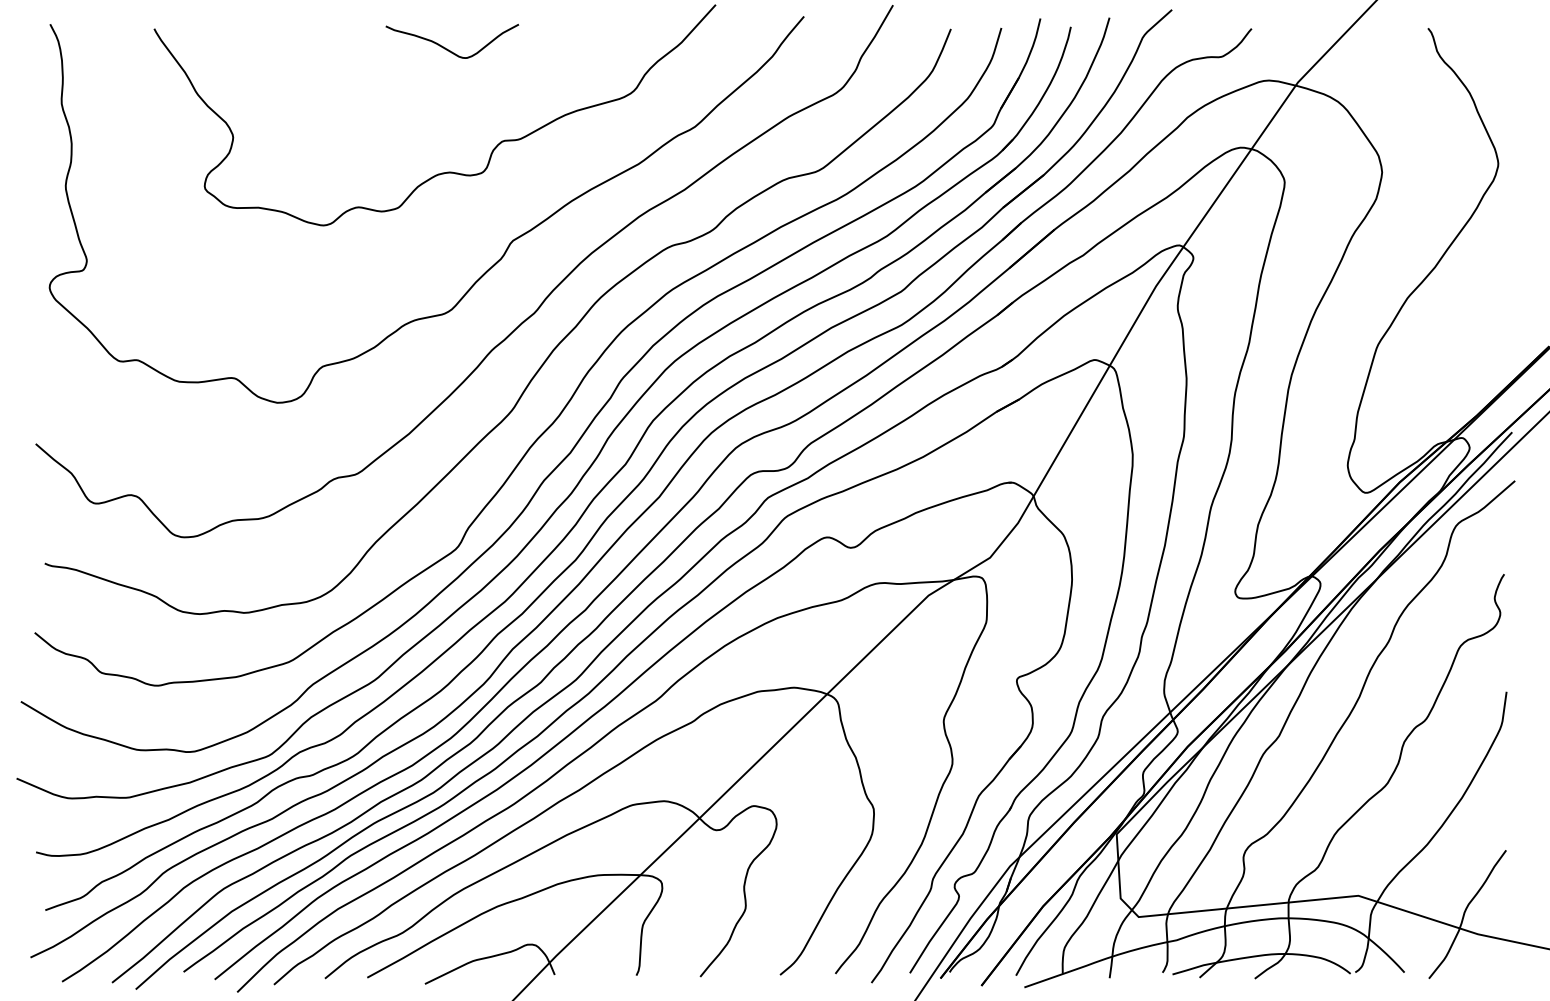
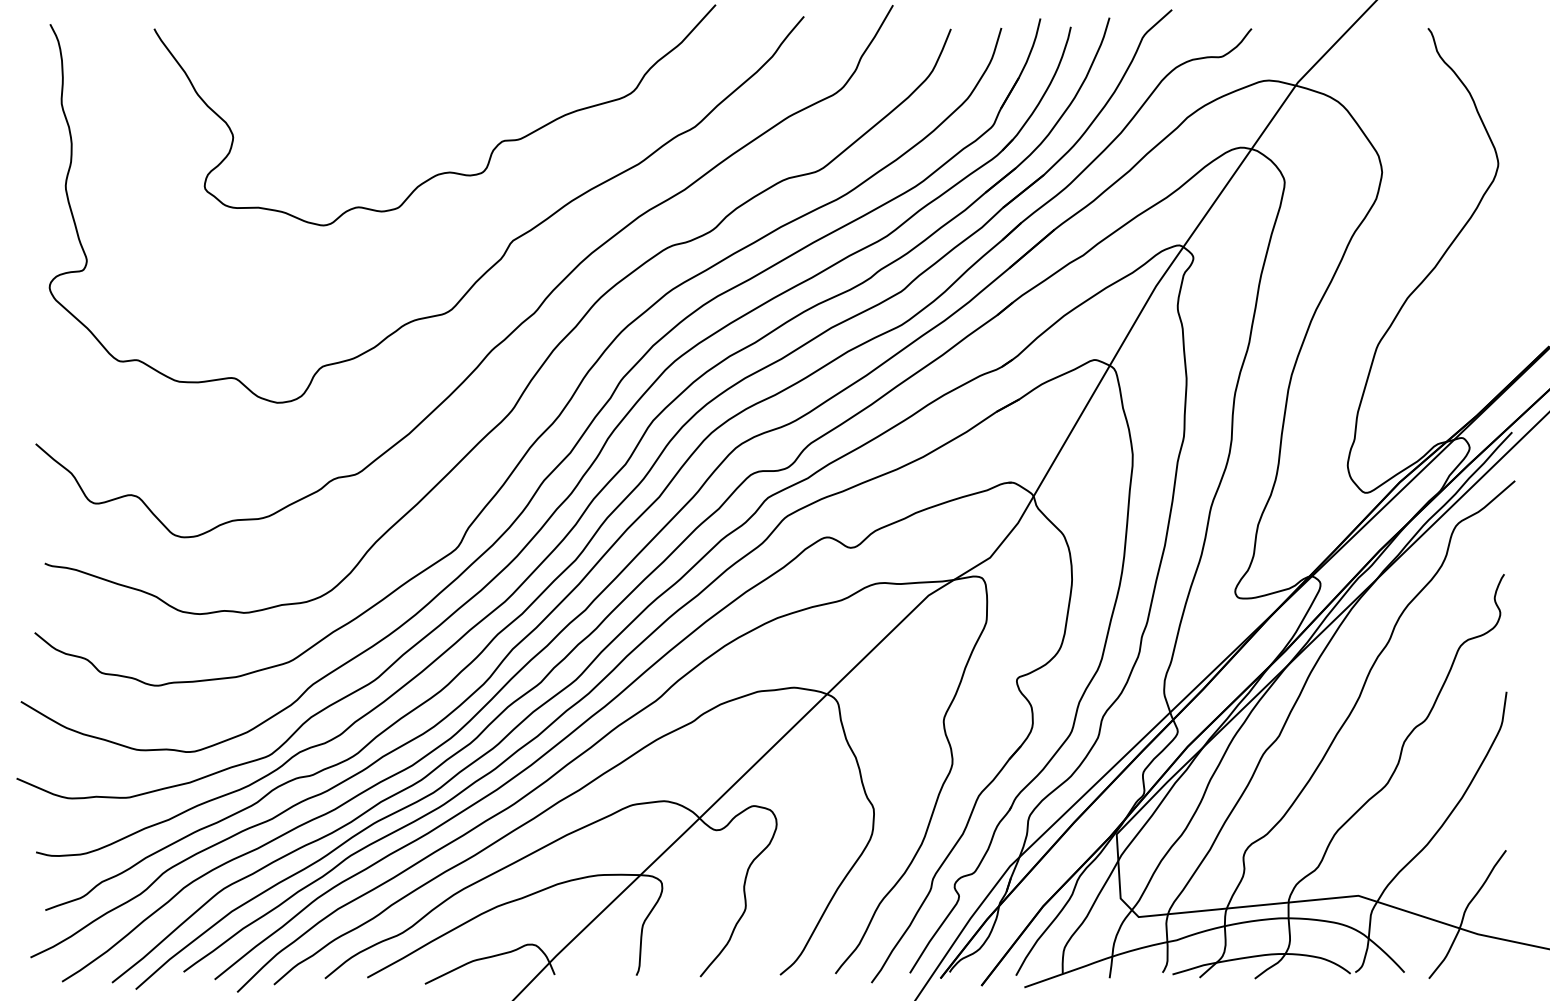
curve: present -> none (447, 48)
